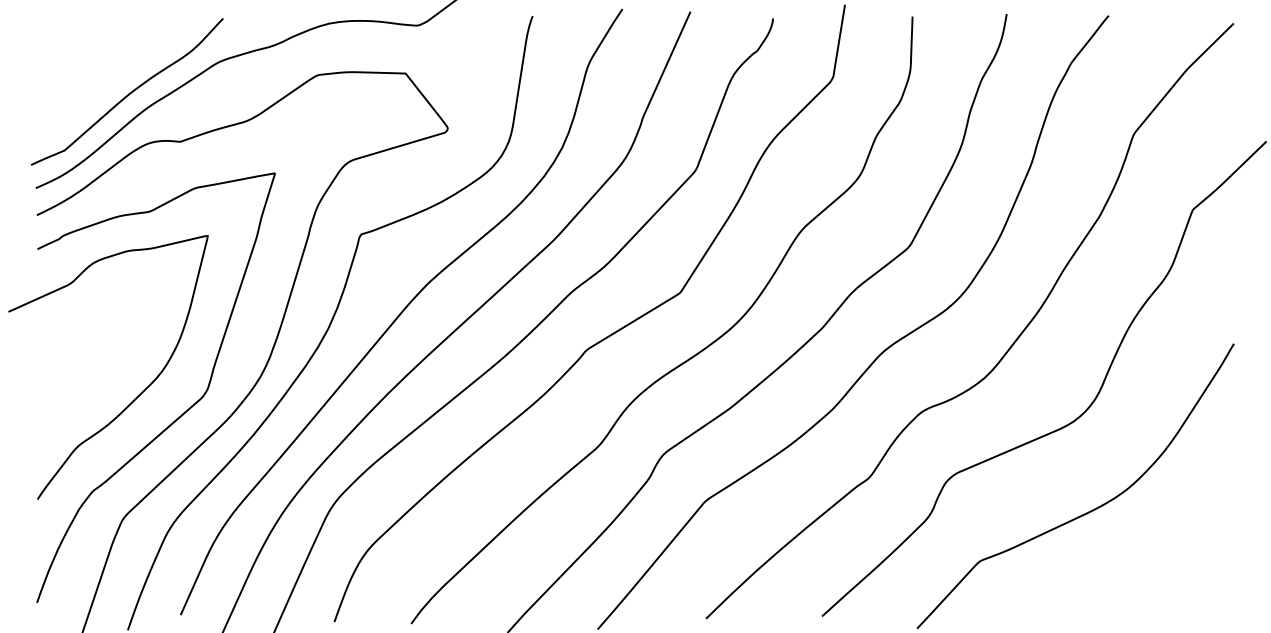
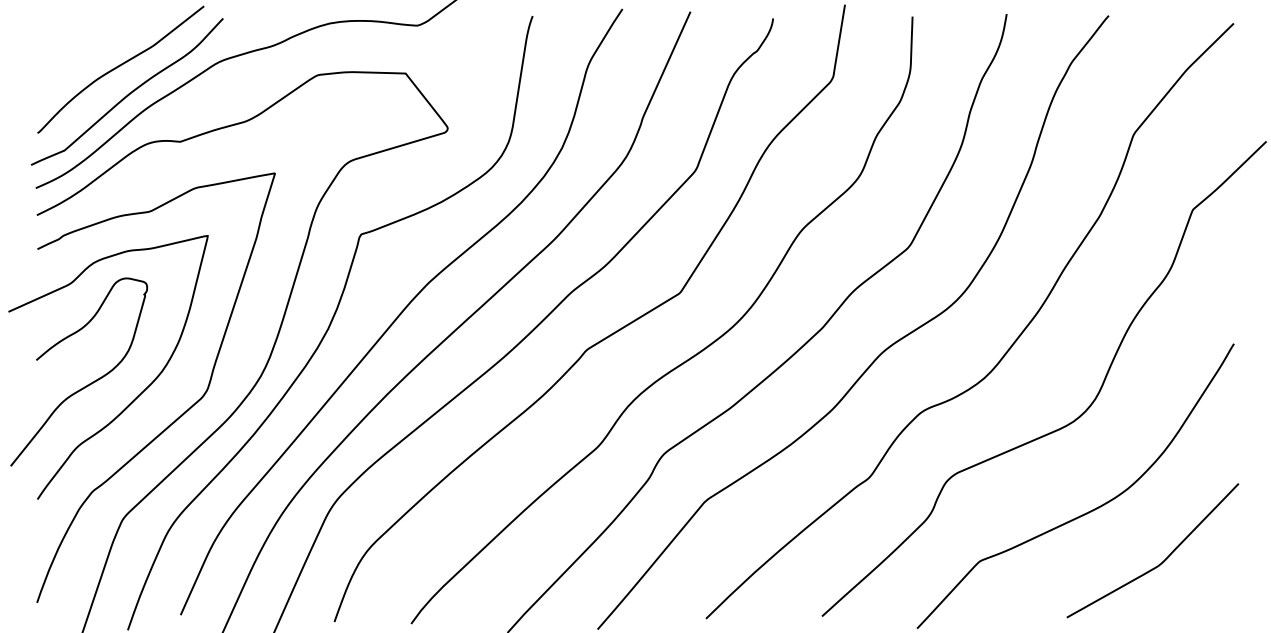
curve: none -> present (118, 67)
curve: none -> present (87, 384)
curve: none -> present (1159, 563)
